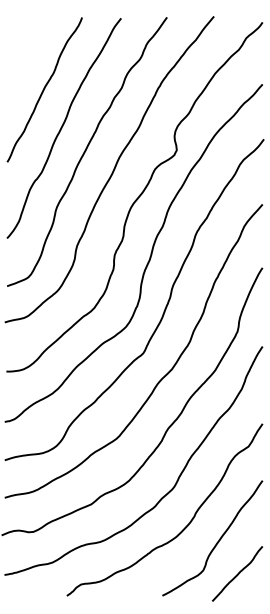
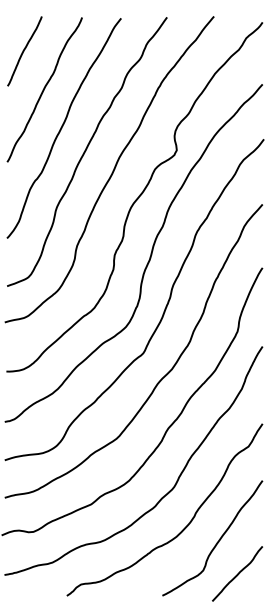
curve: none -> present (24, 51)
